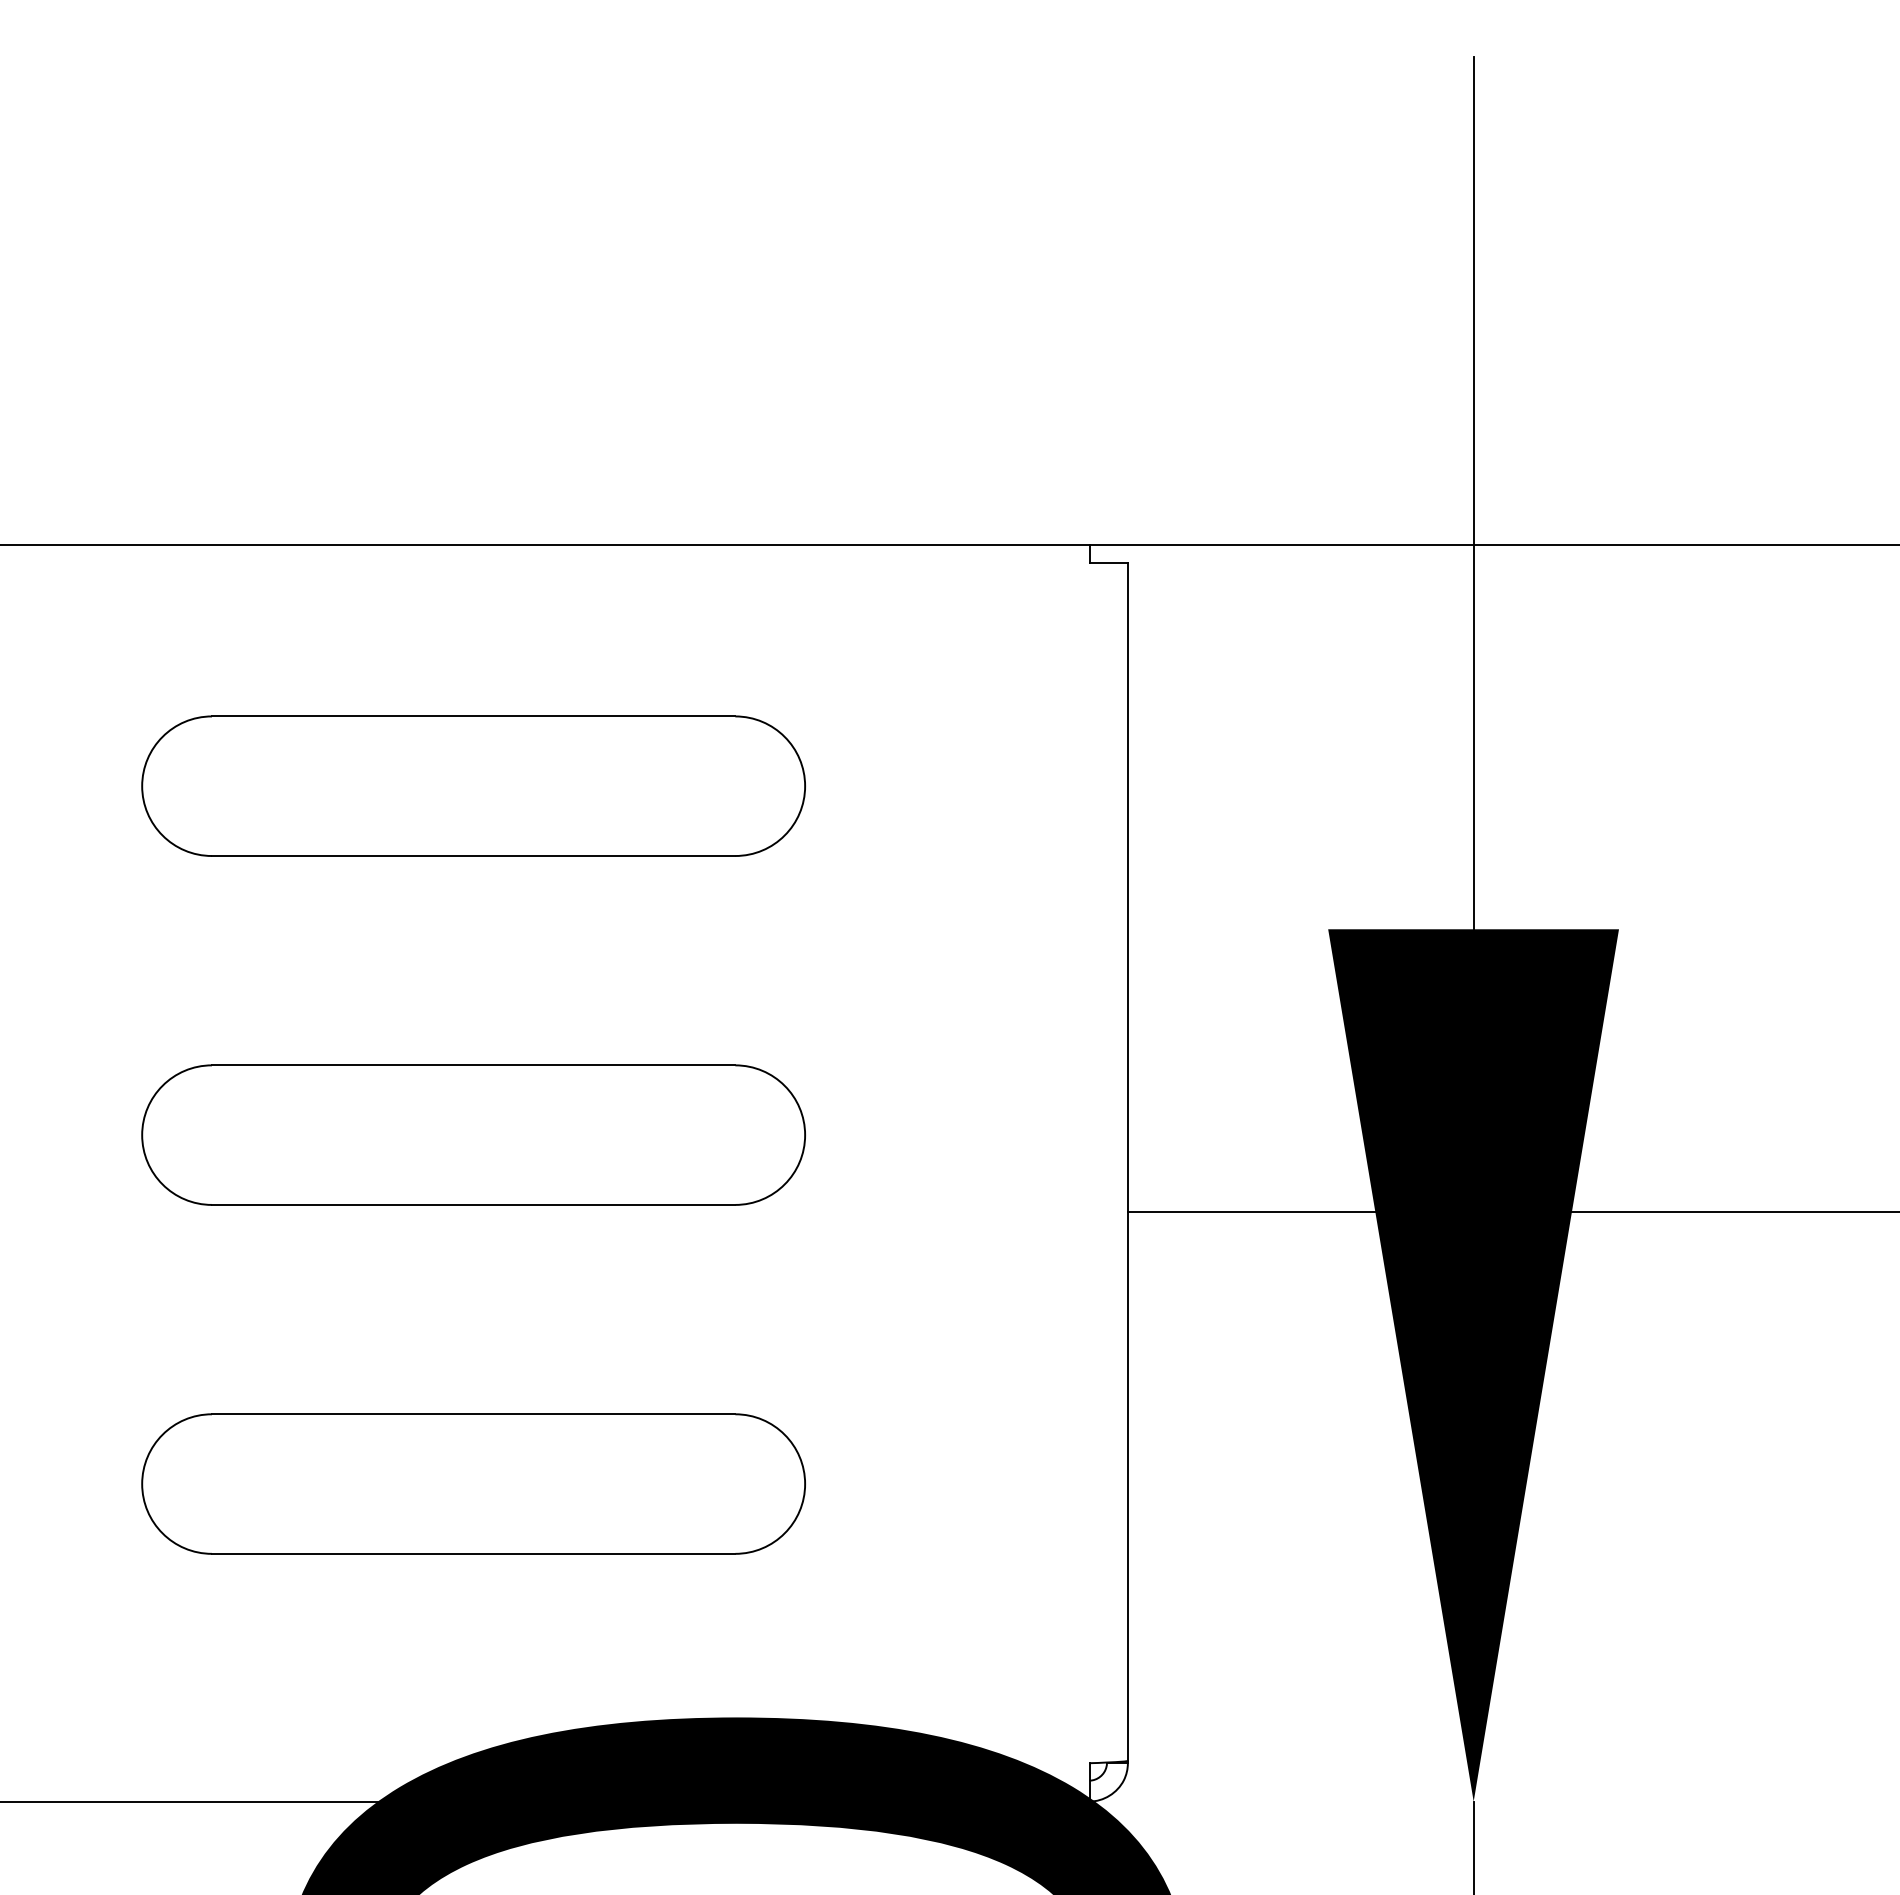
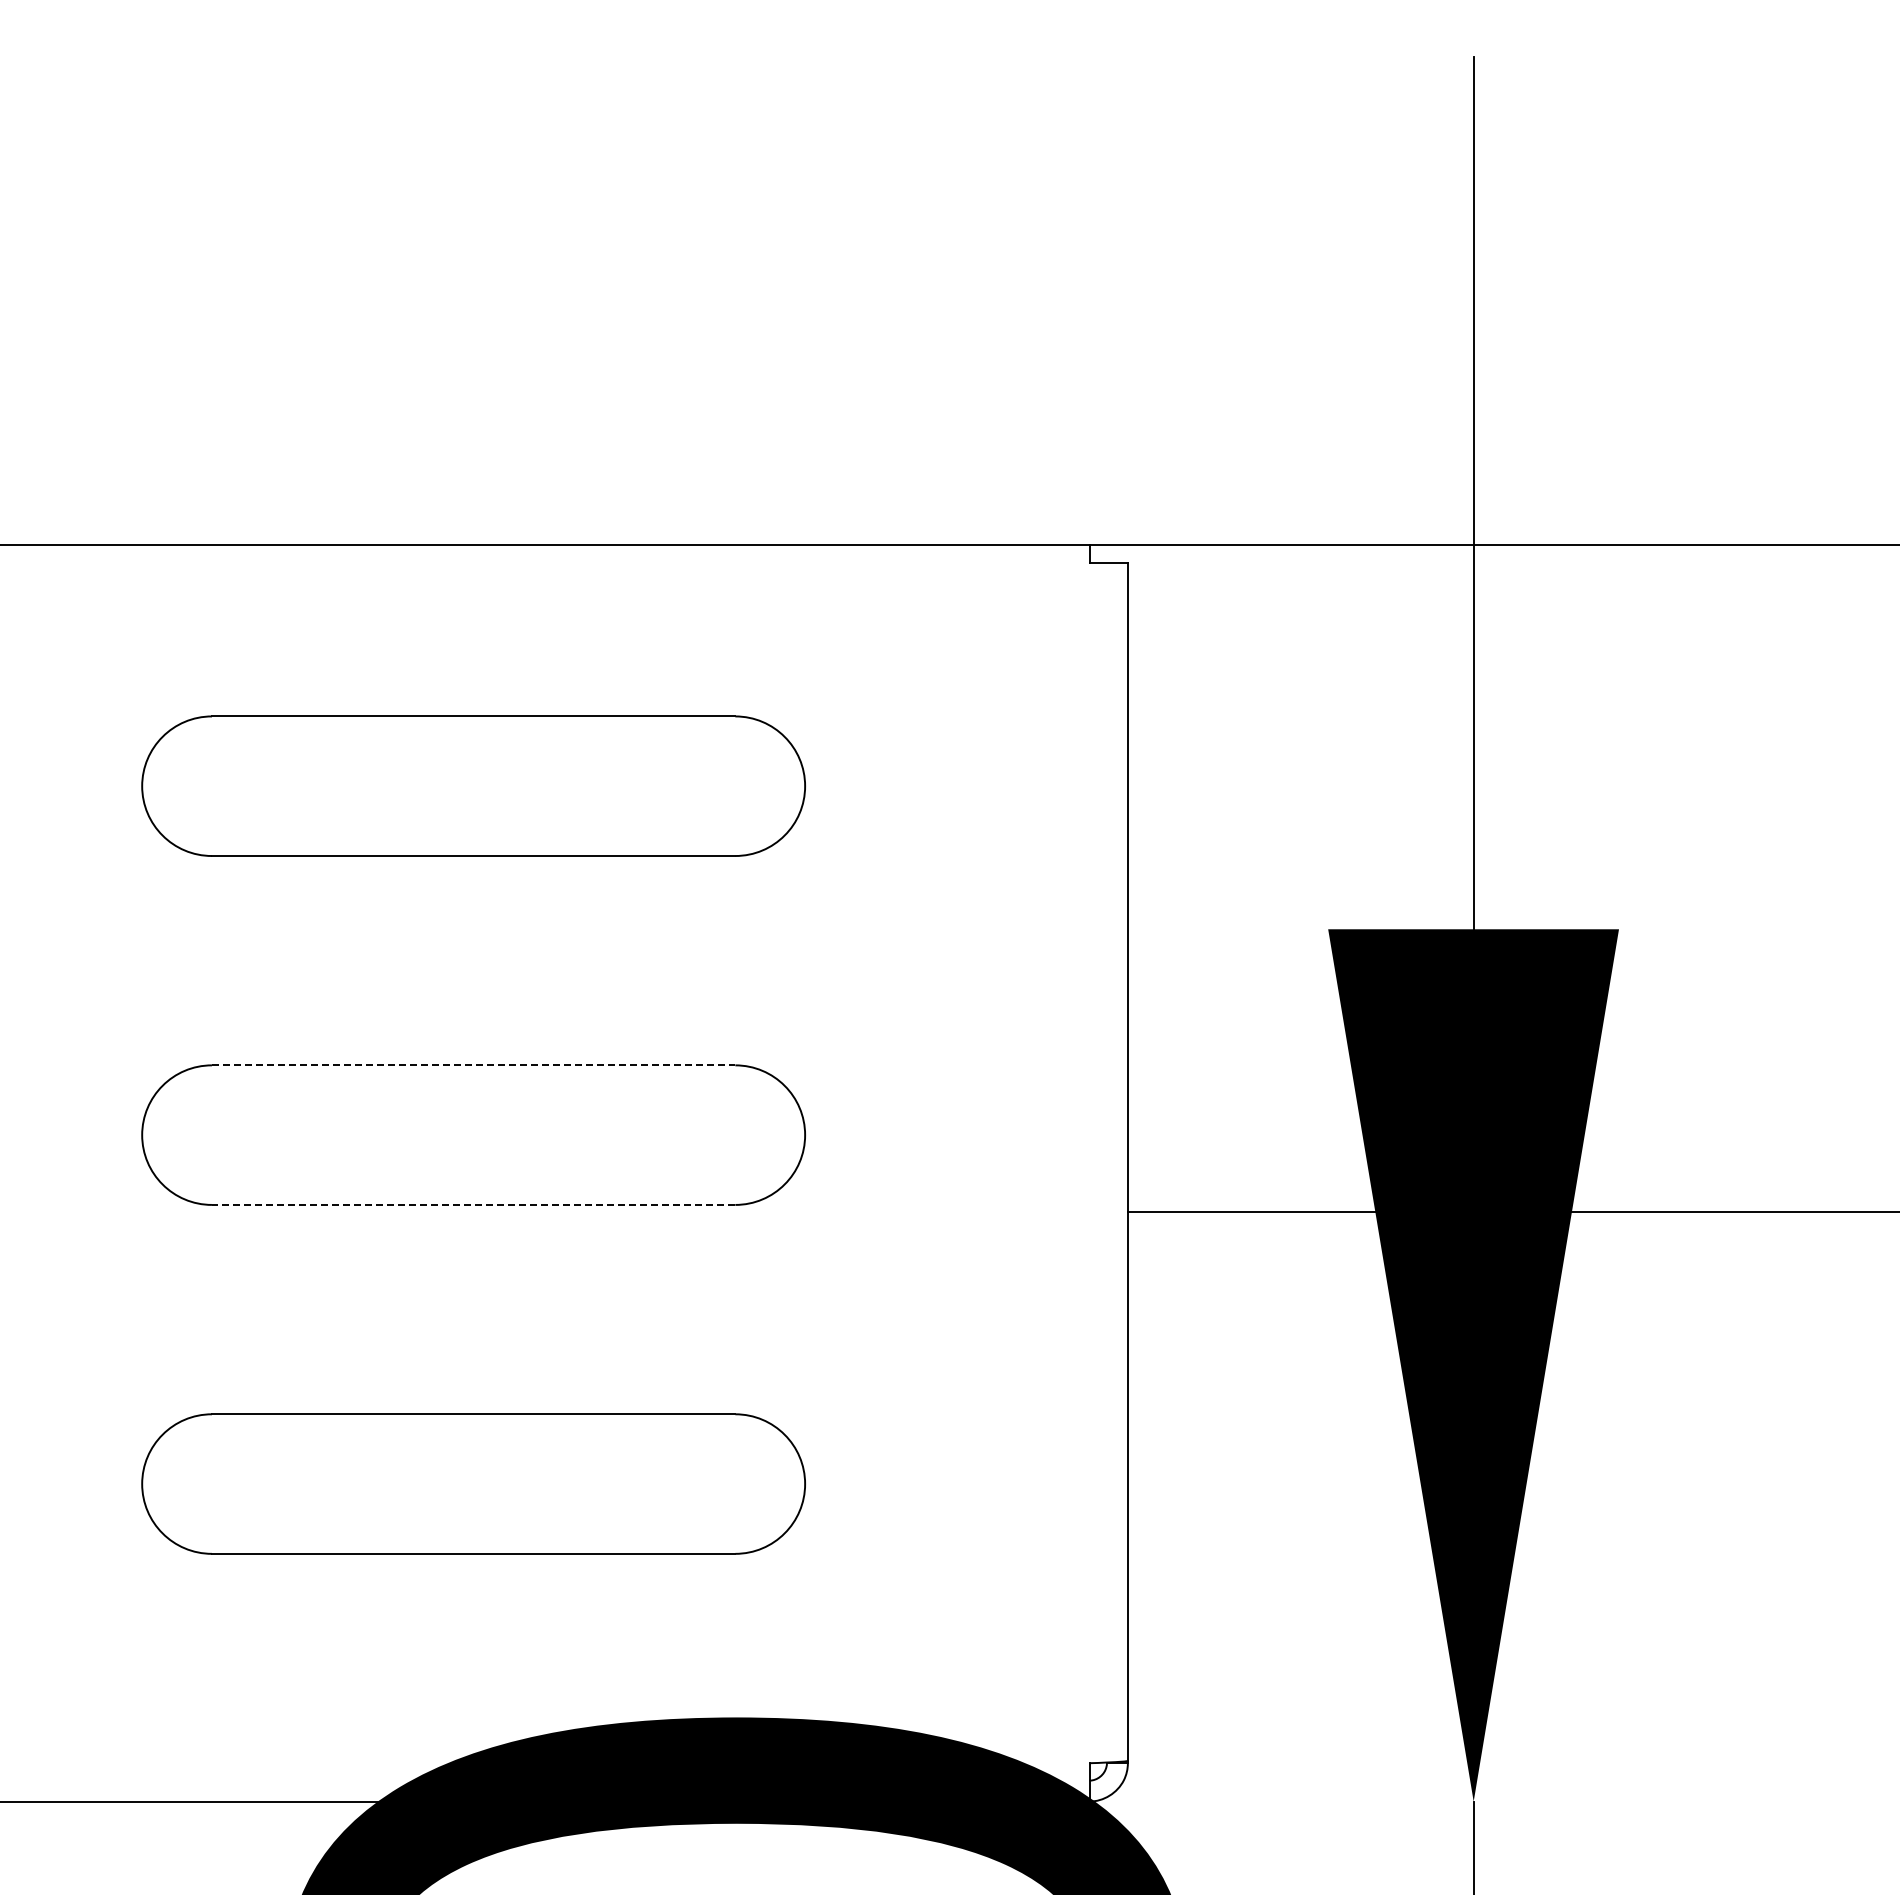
line: solid -> dashed (473, 1065)
line: solid -> dashed (473, 1204)
